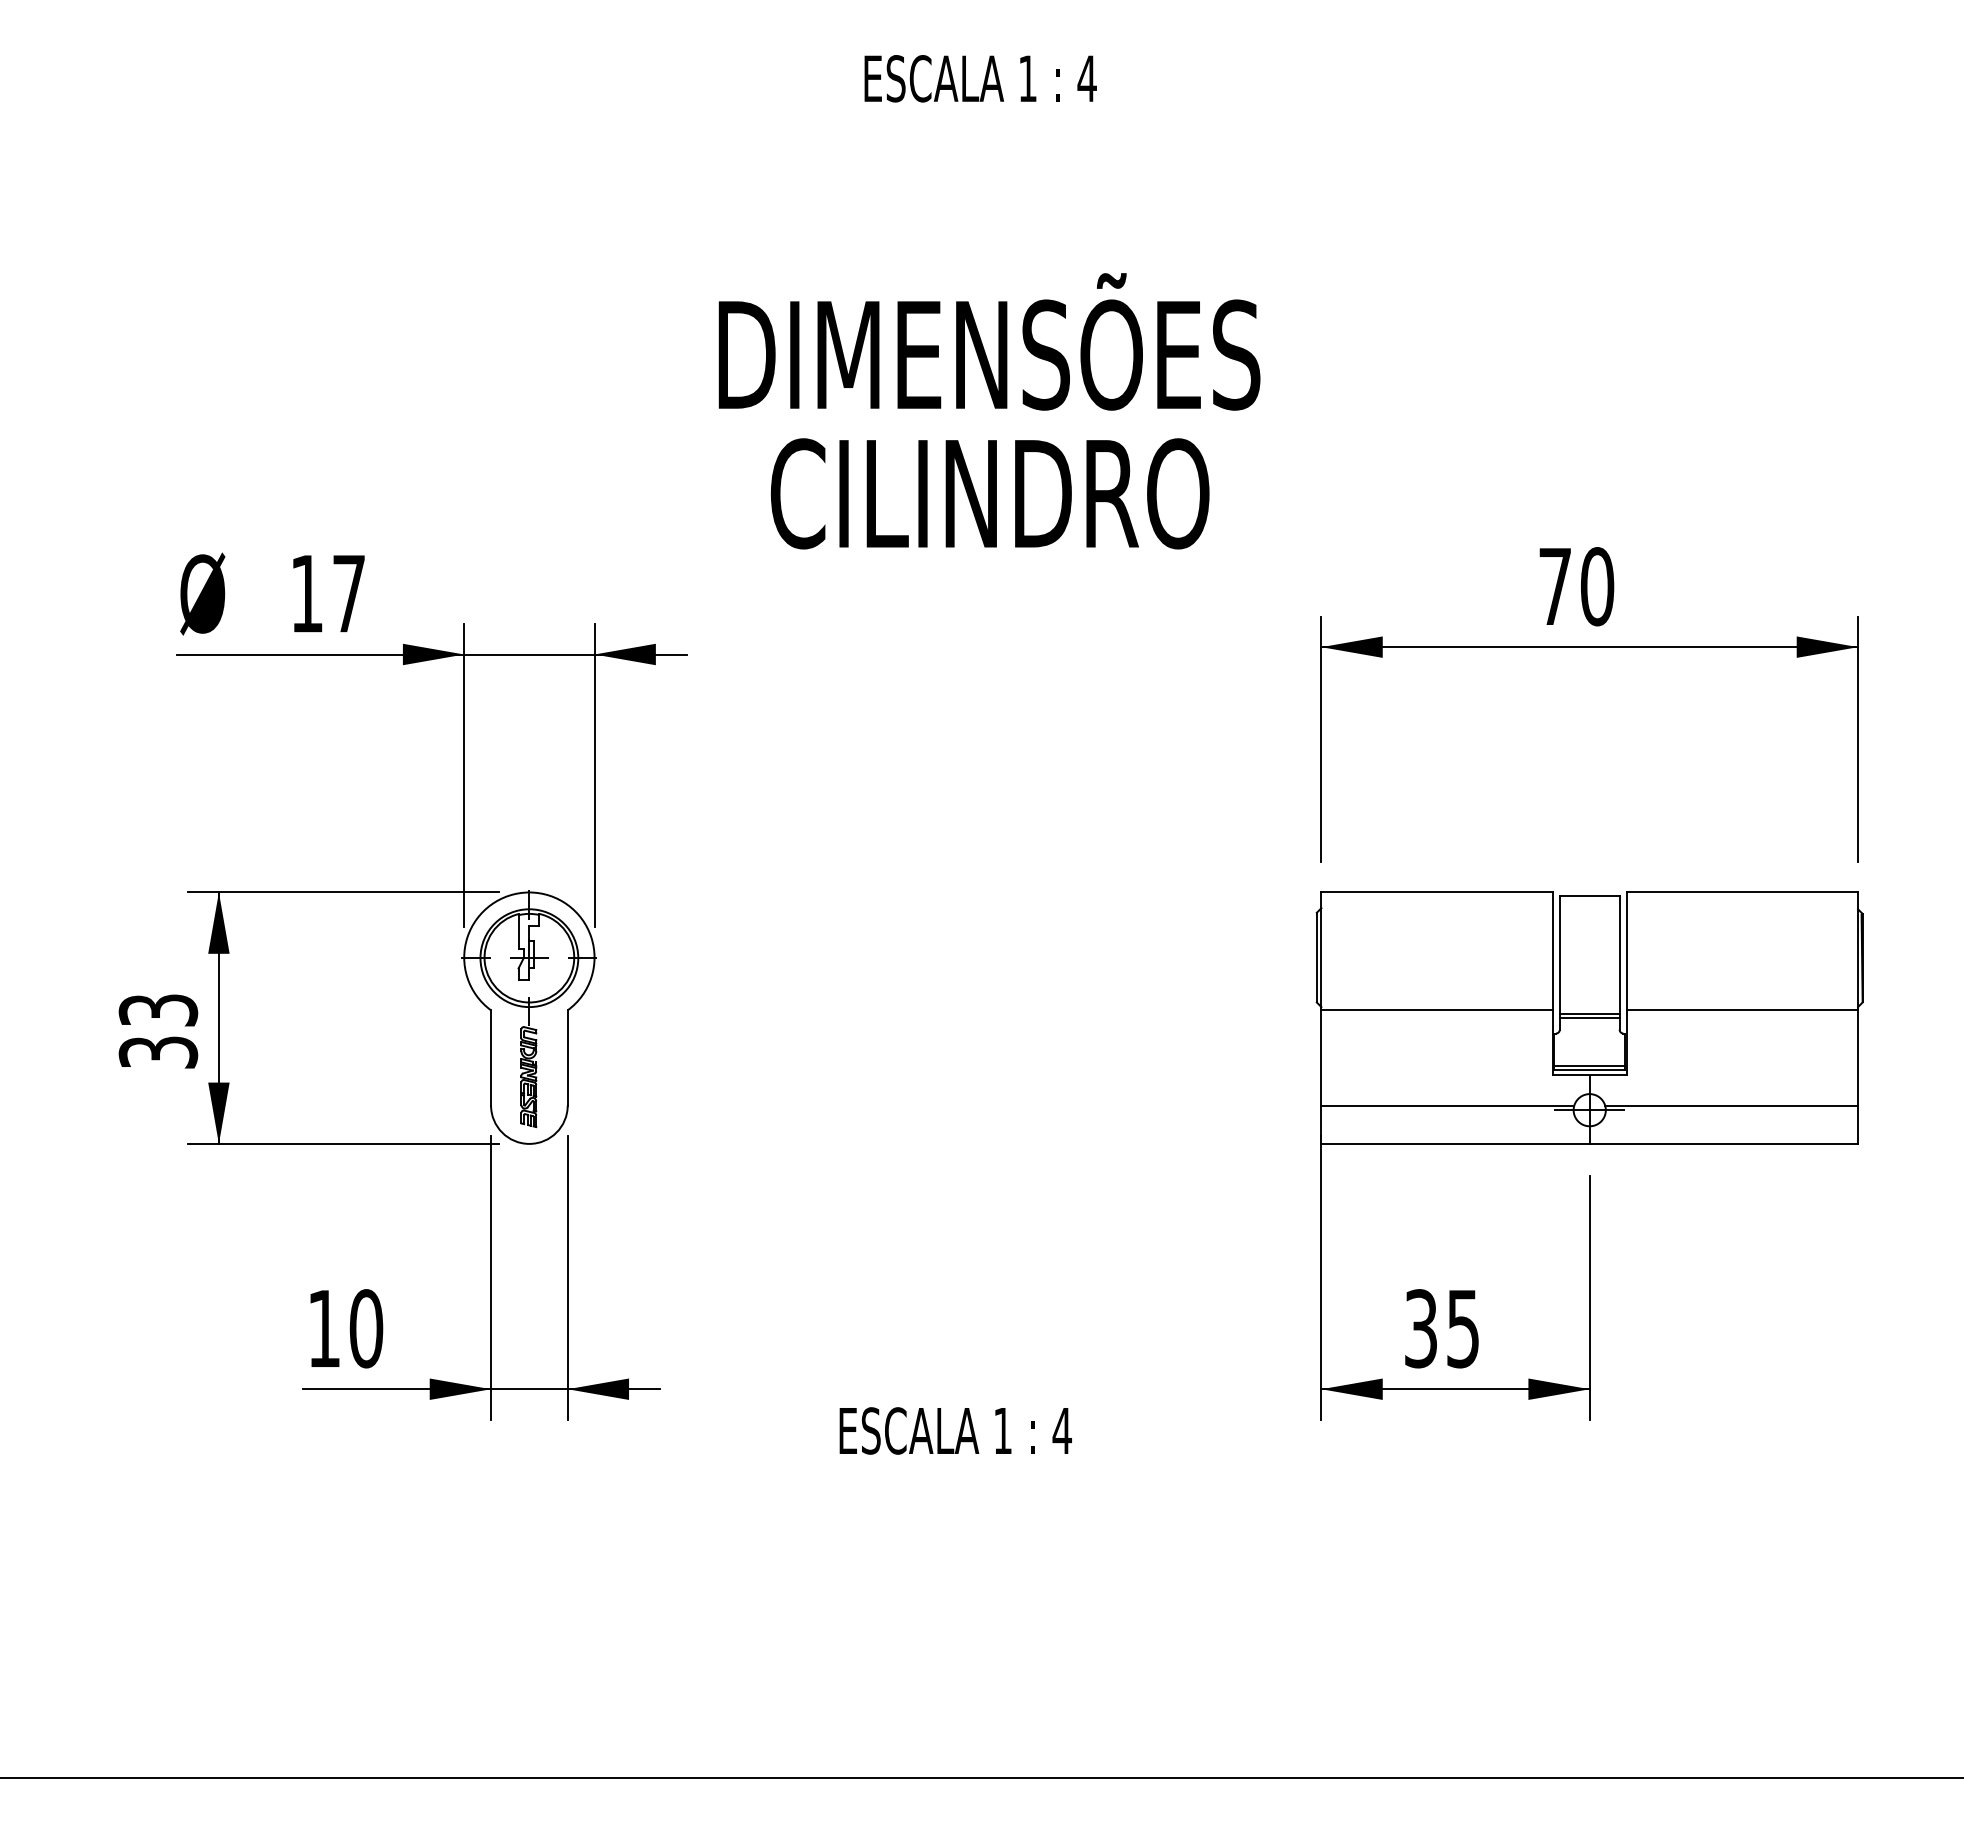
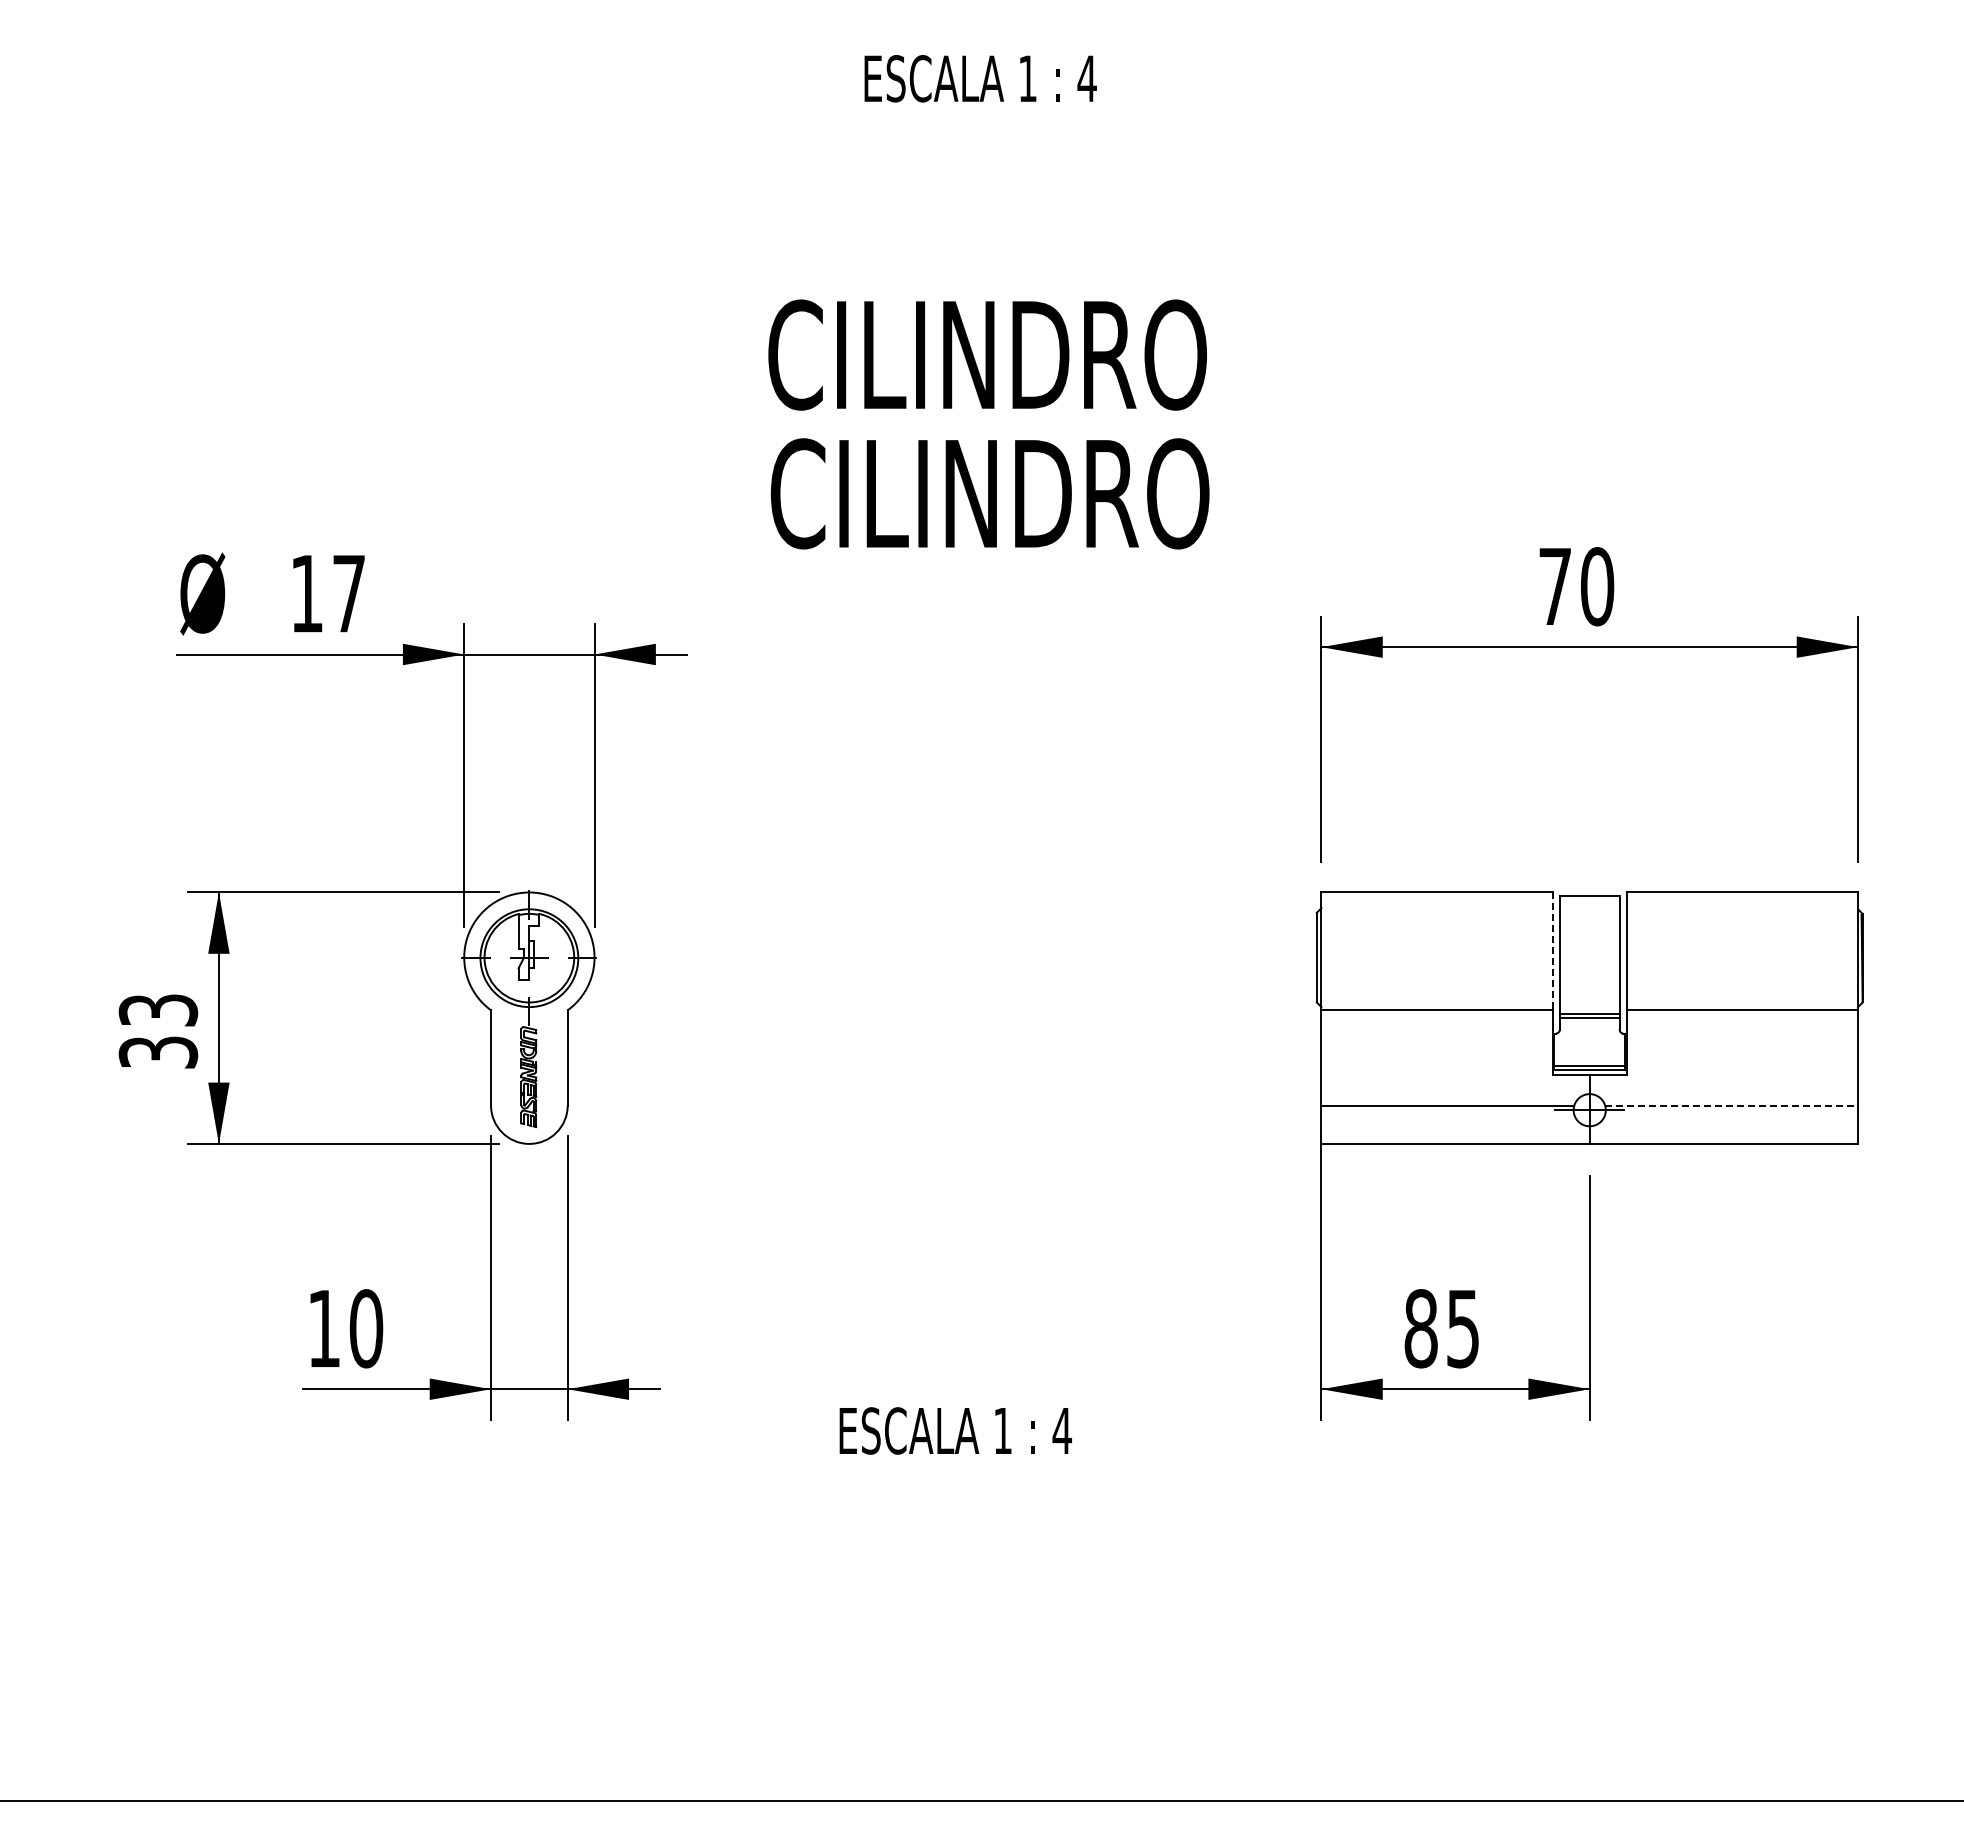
text: DIMENSÕES -> CILINDRO (989, 341)
line: solid -> dashed (1552, 951)
line: solid -> dashed (1732, 1105)
text: 35 -> 85 (1420, 1328)
line position: (981, 1778) -> (981, 1801) (981, 1801)
